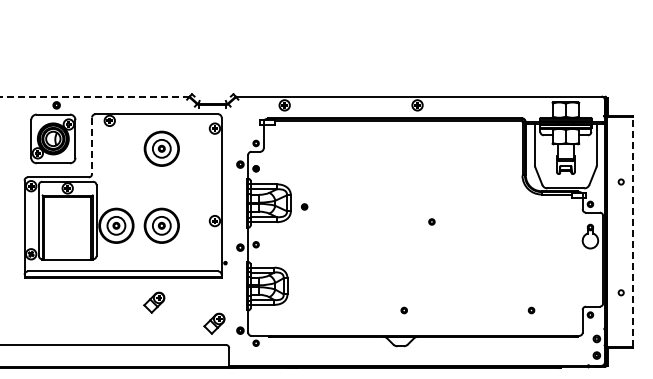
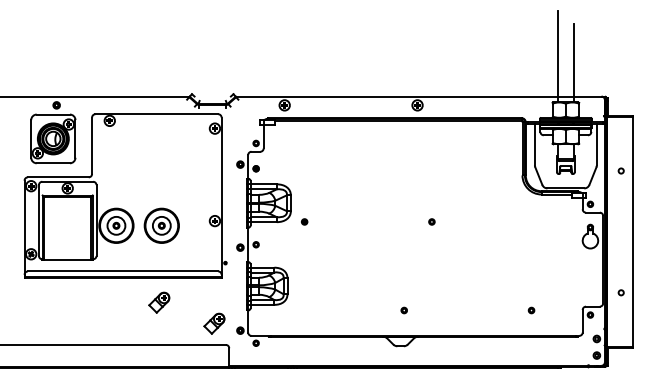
line: none -> present (557, 56)
line: none -> present (574, 63)
line: dashed -> solid (94, 96)
line: dashed -> solid (92, 146)
part: present -> none (161, 148)
circle position: (620, 181) -> (620, 170) (620, 170)
part position: (304, 206) -> (304, 221) (304, 221)
line: dashed -> solid (633, 231)
part position: (154, 302) -> (159, 302) (159, 302)
